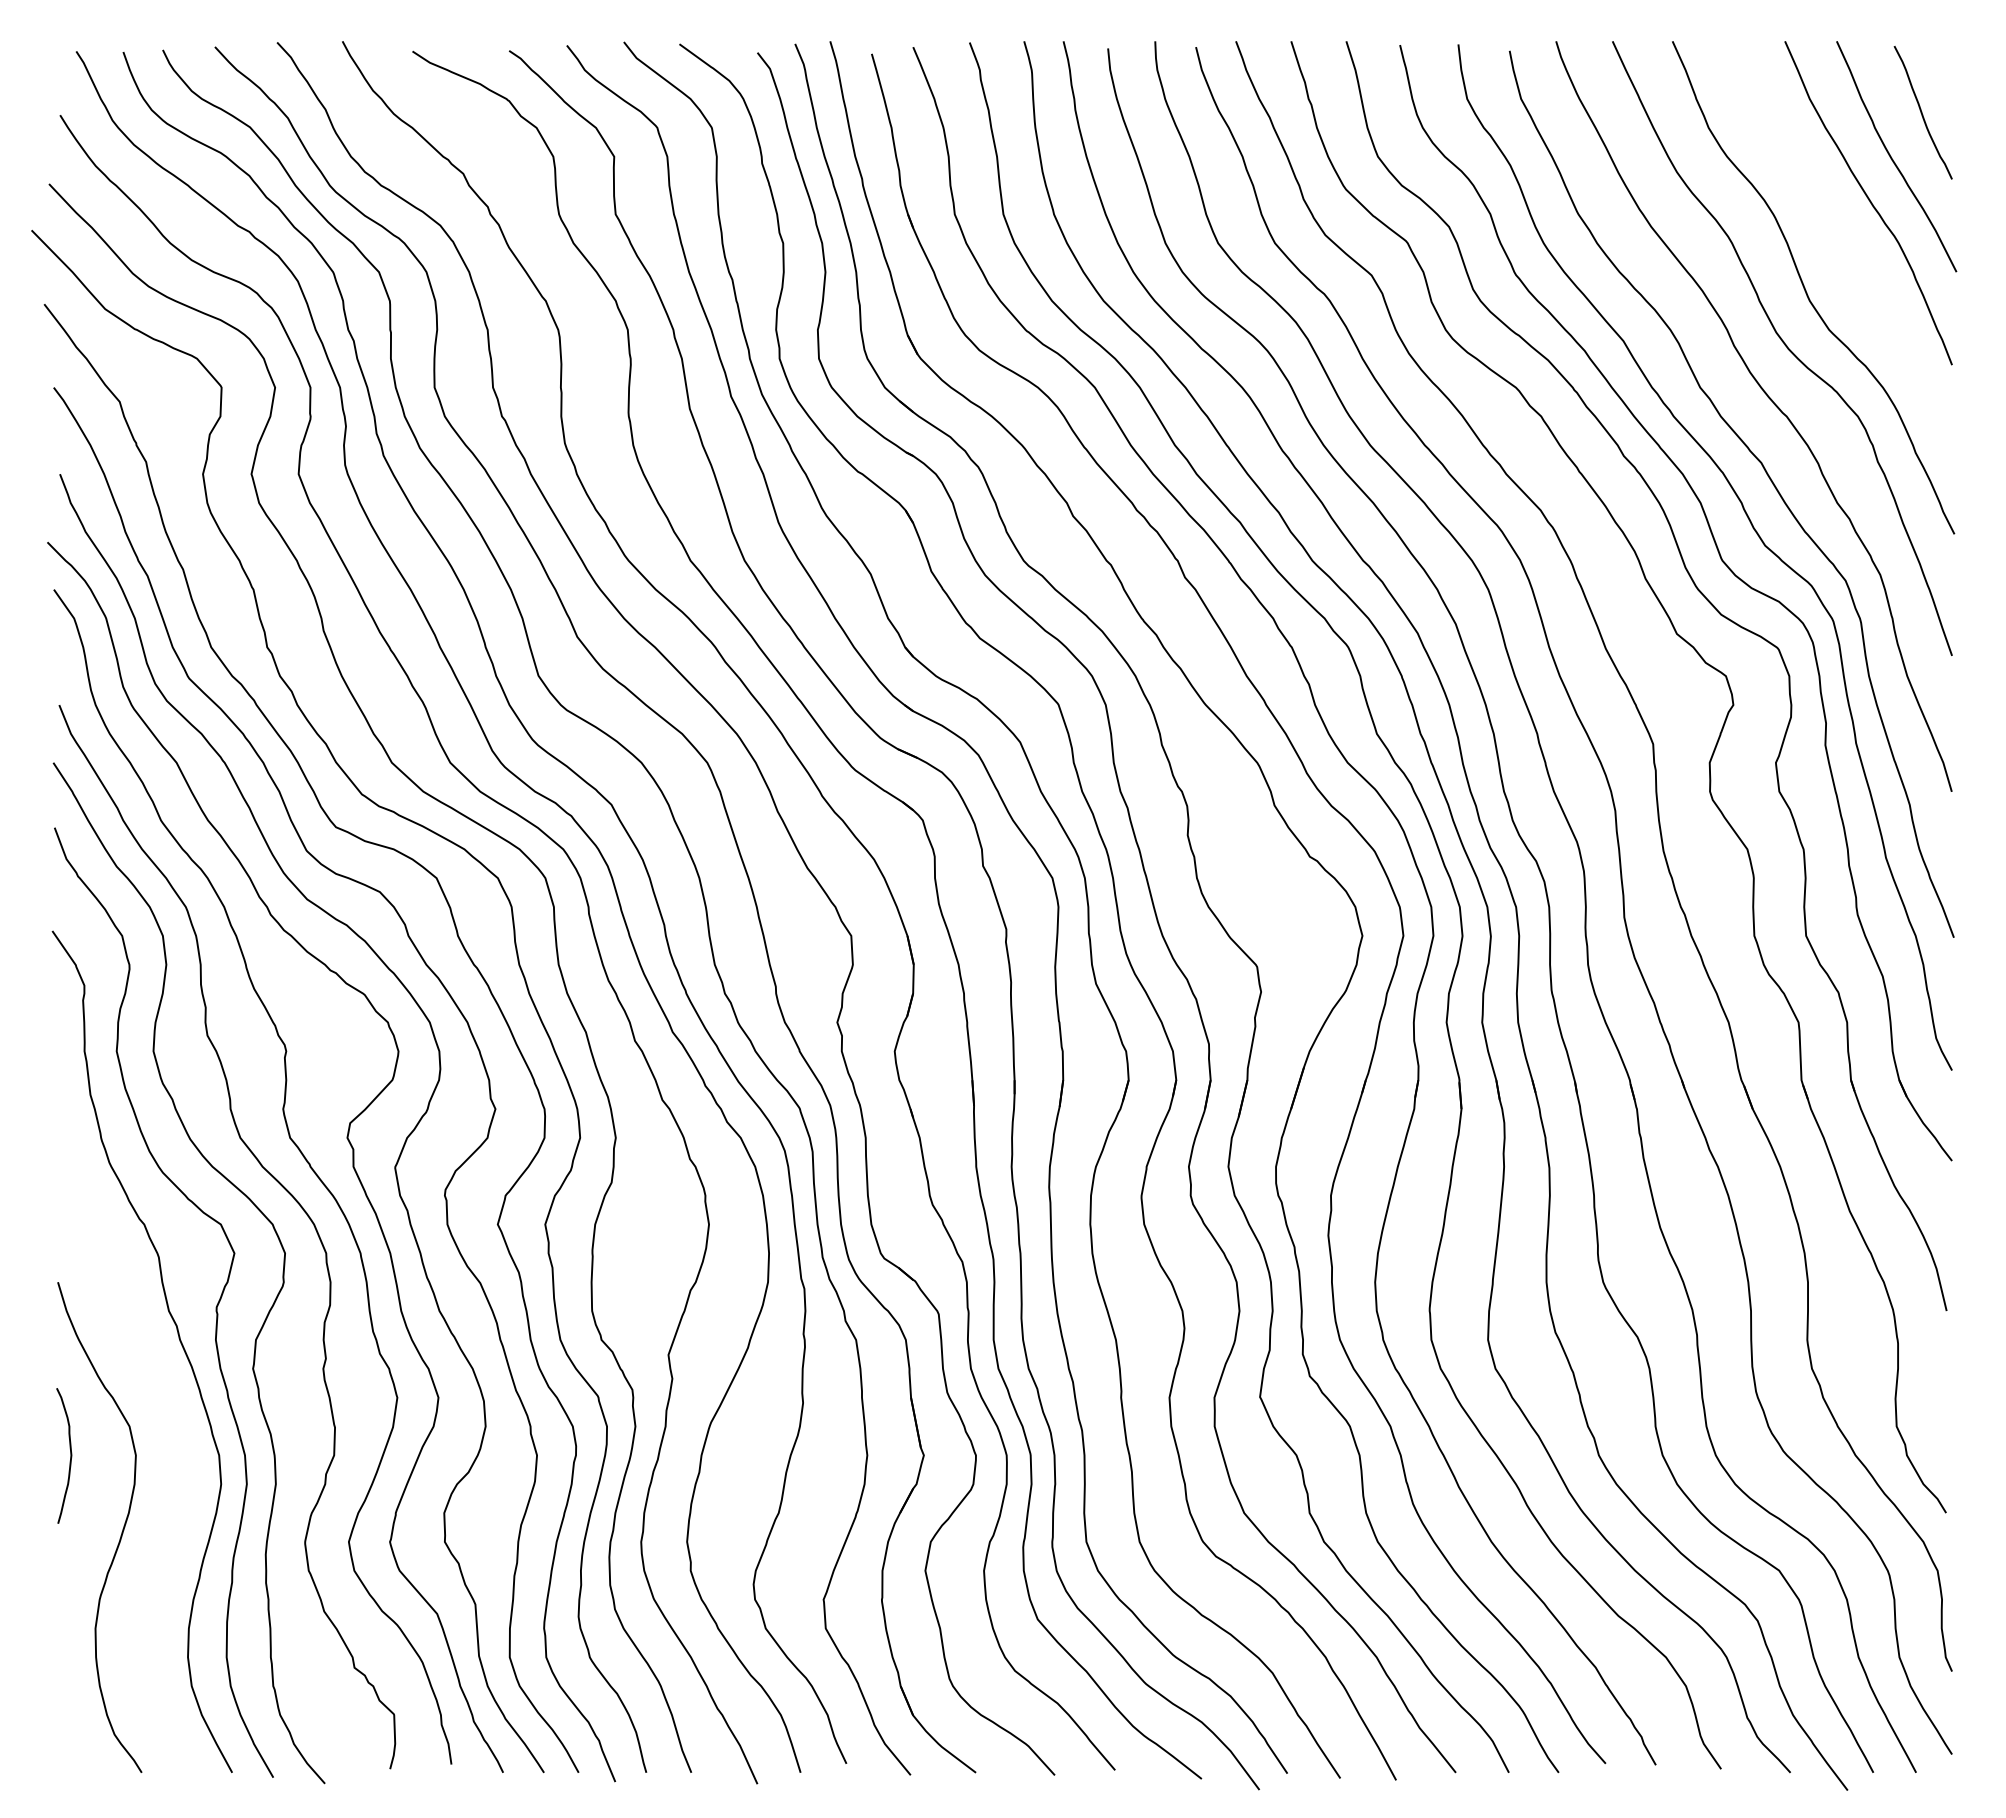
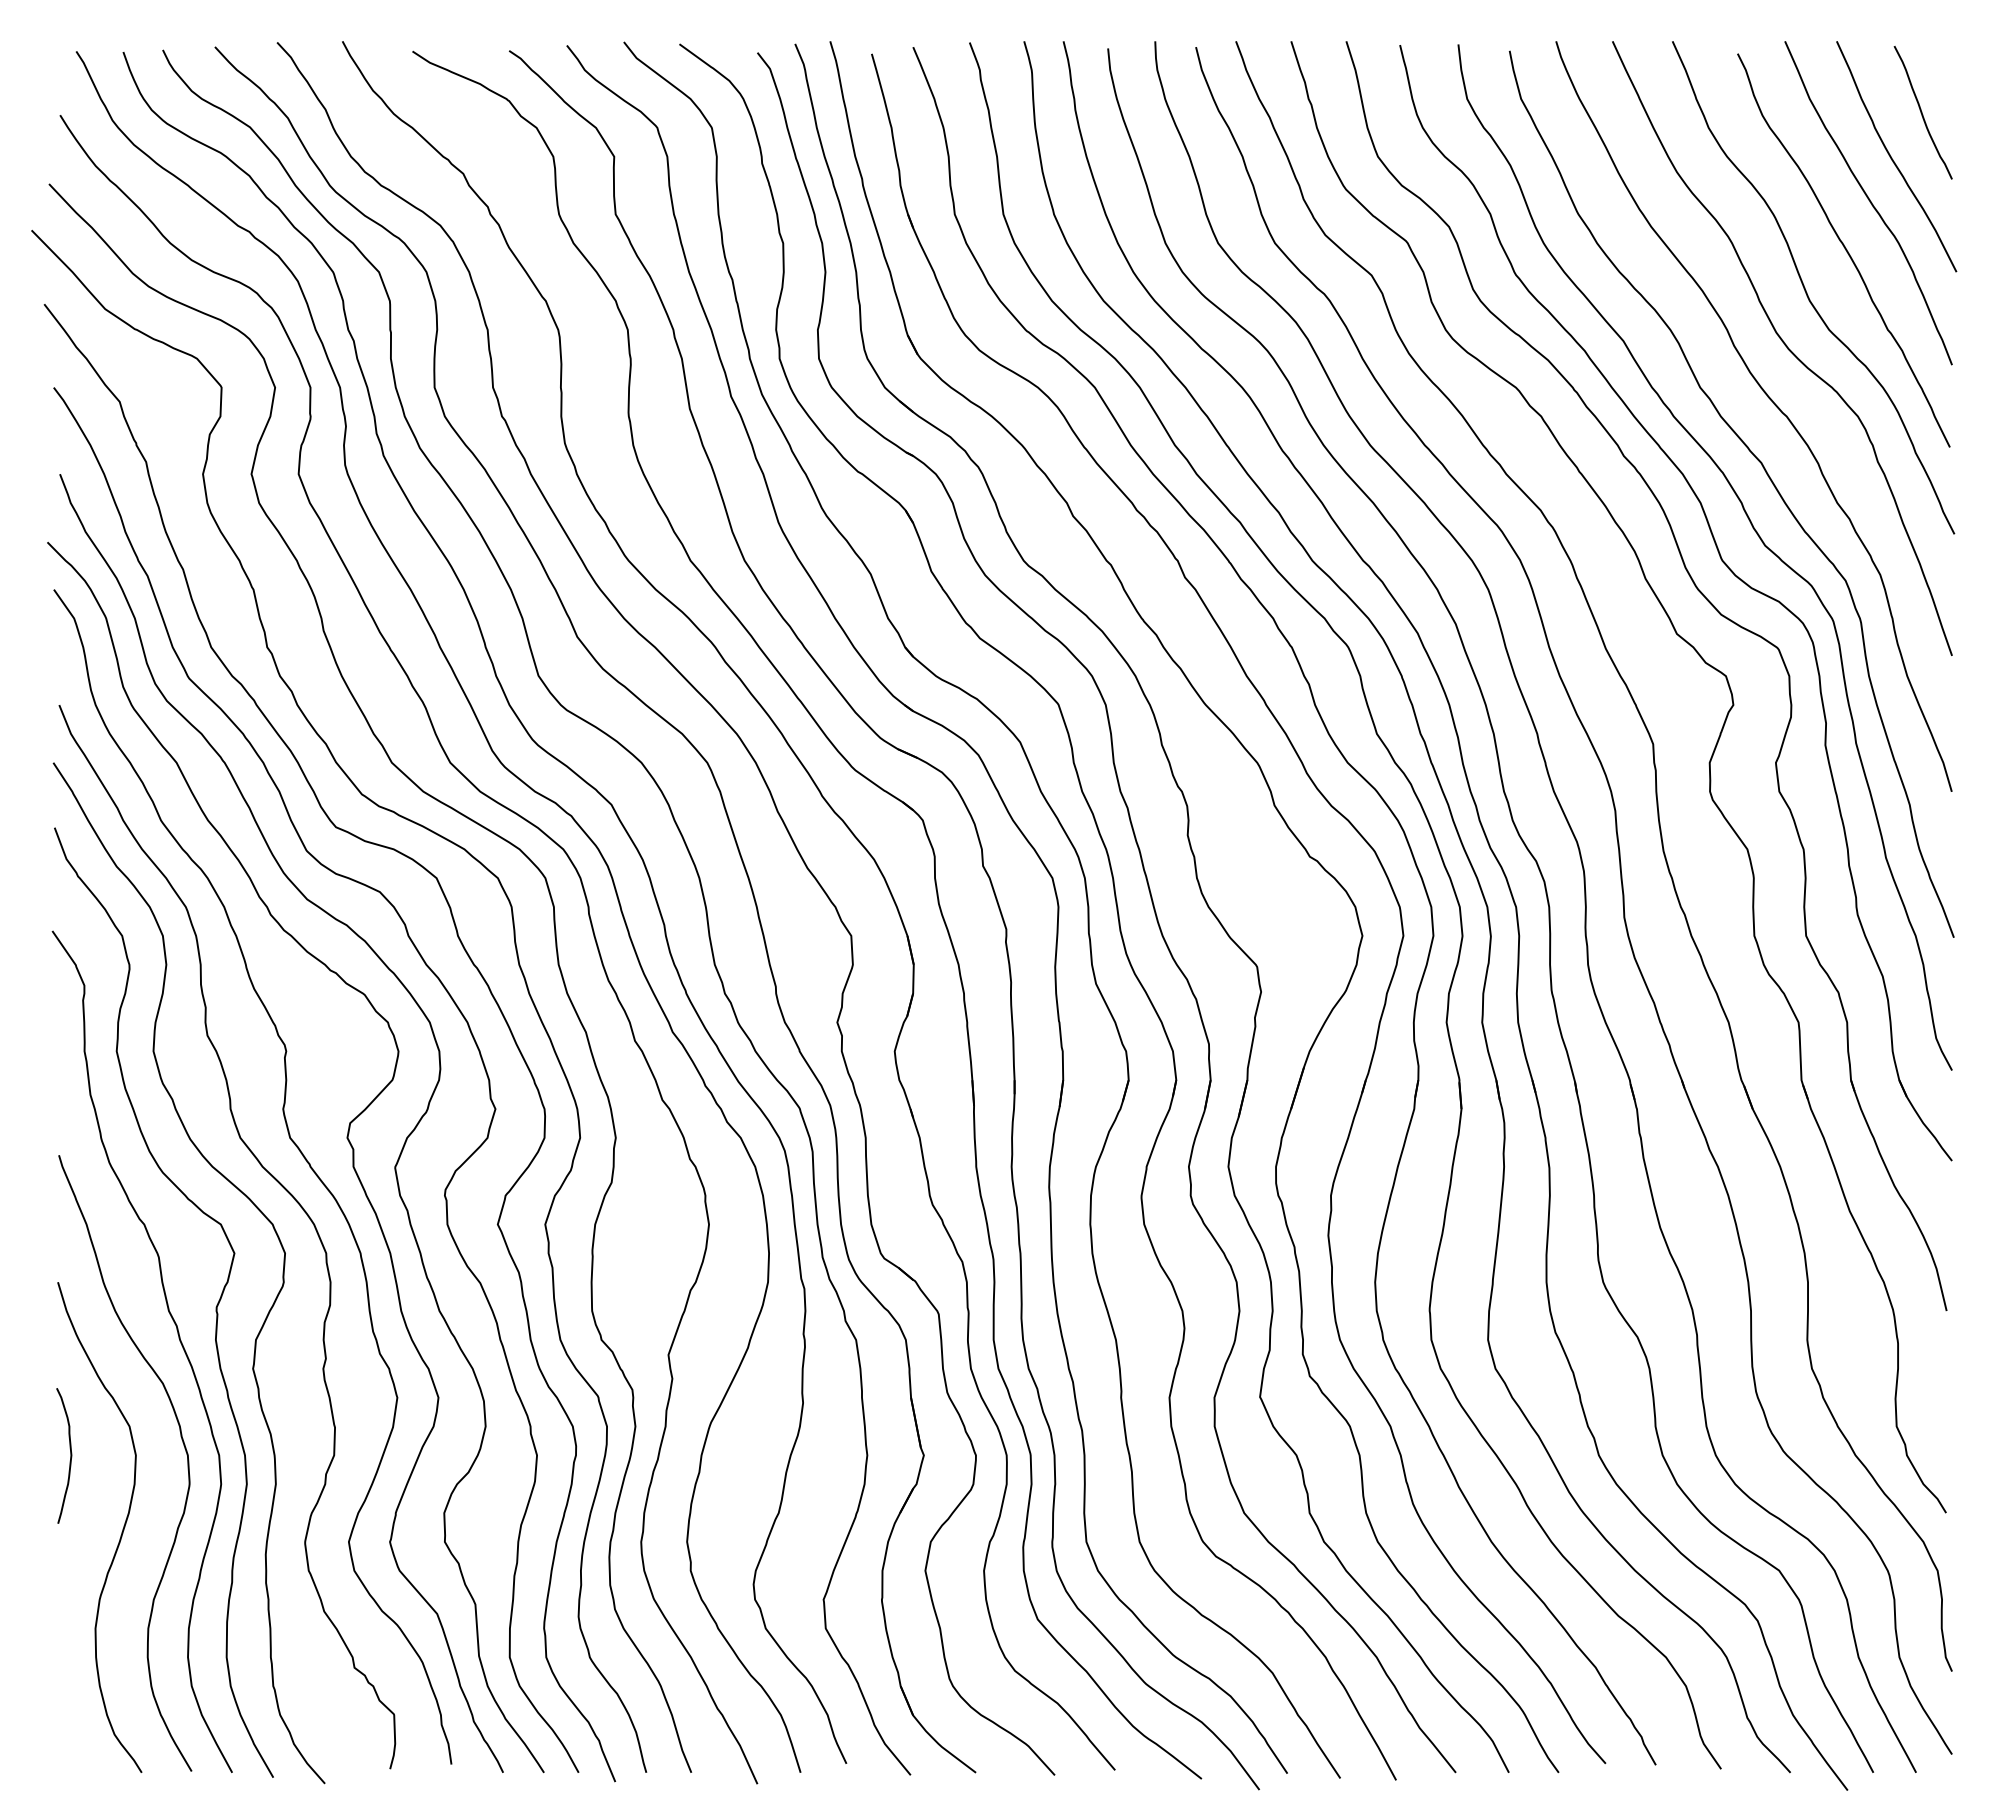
curve: none -> present (1845, 250)
curve: none -> present (183, 1445)
